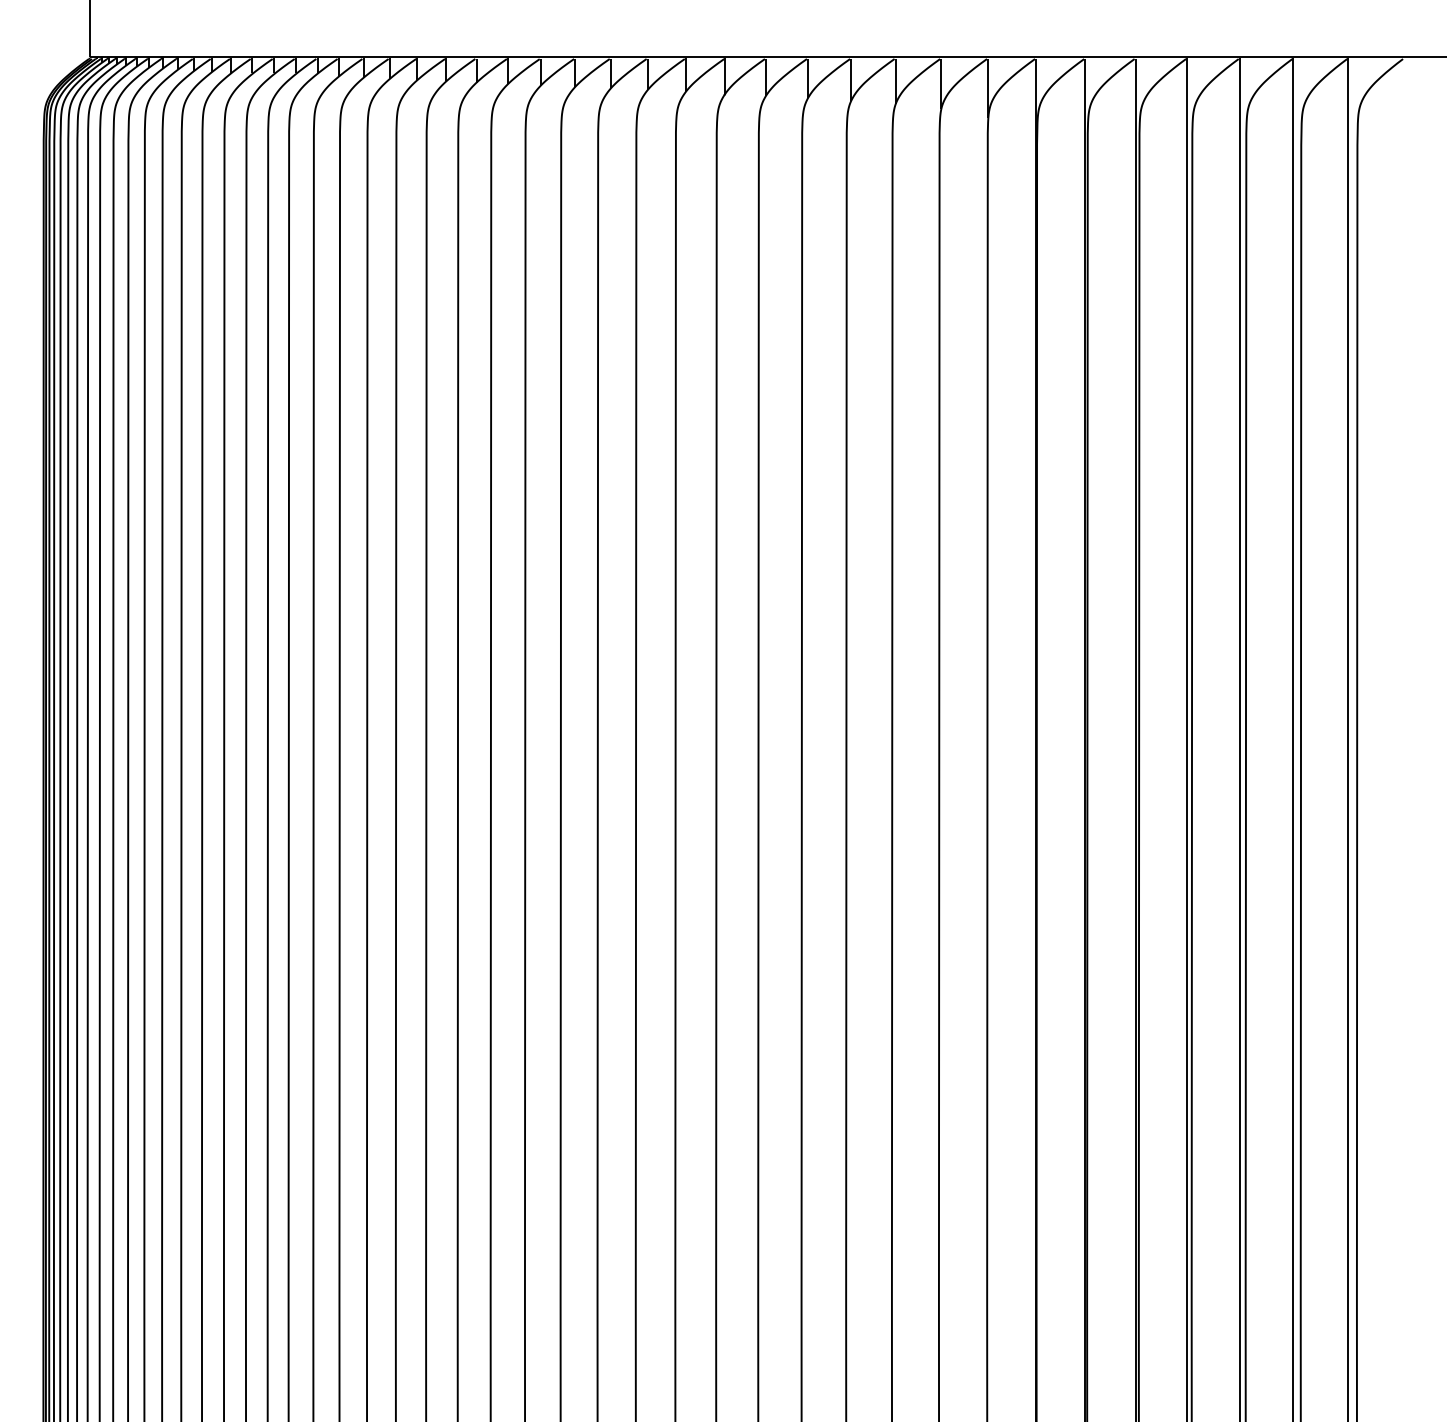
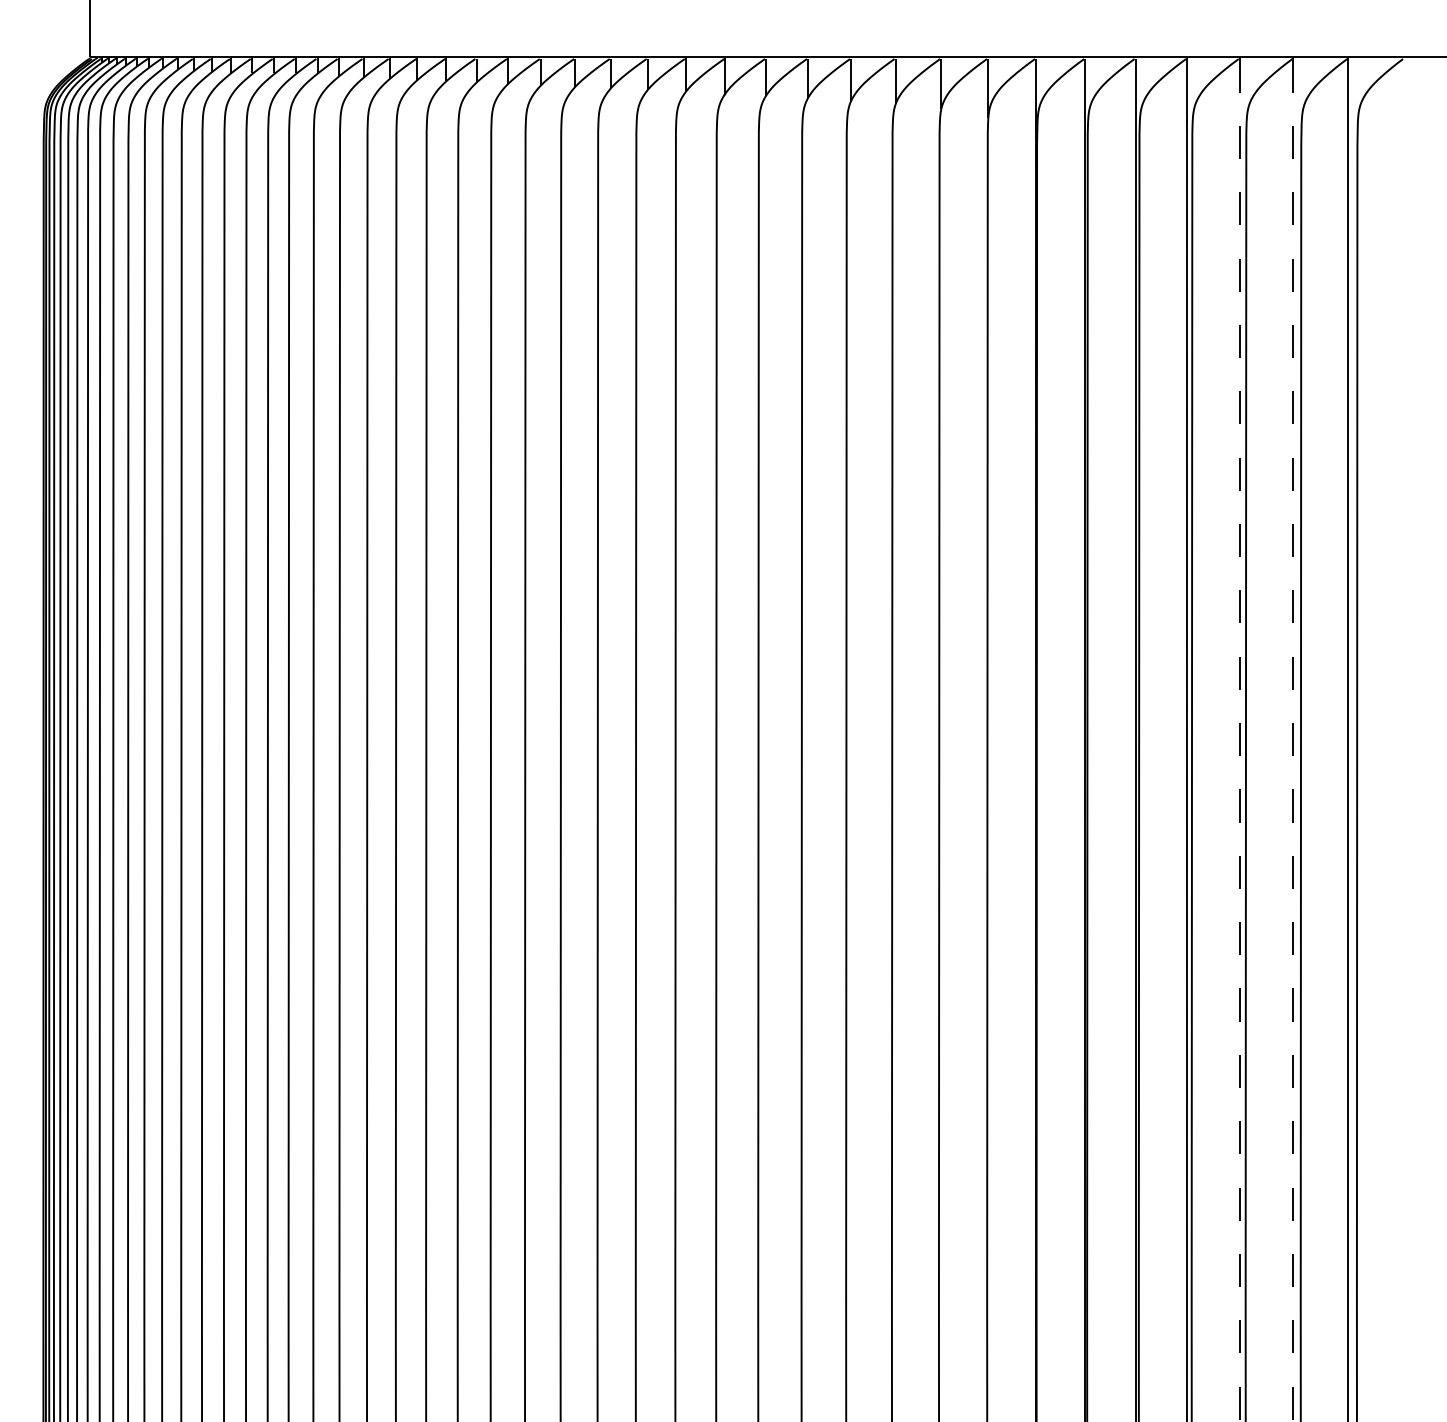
line: solid -> dashed (1239, 741)
line: solid -> dashed (1293, 741)
